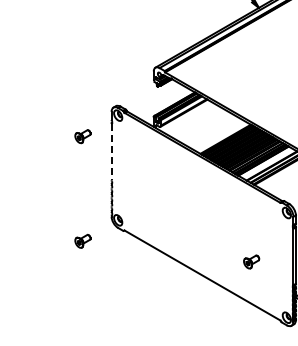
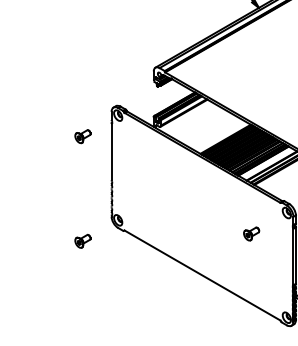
line: dashed -> solid (111, 152)
part position: (251, 261) -> (251, 233) (251, 233)
